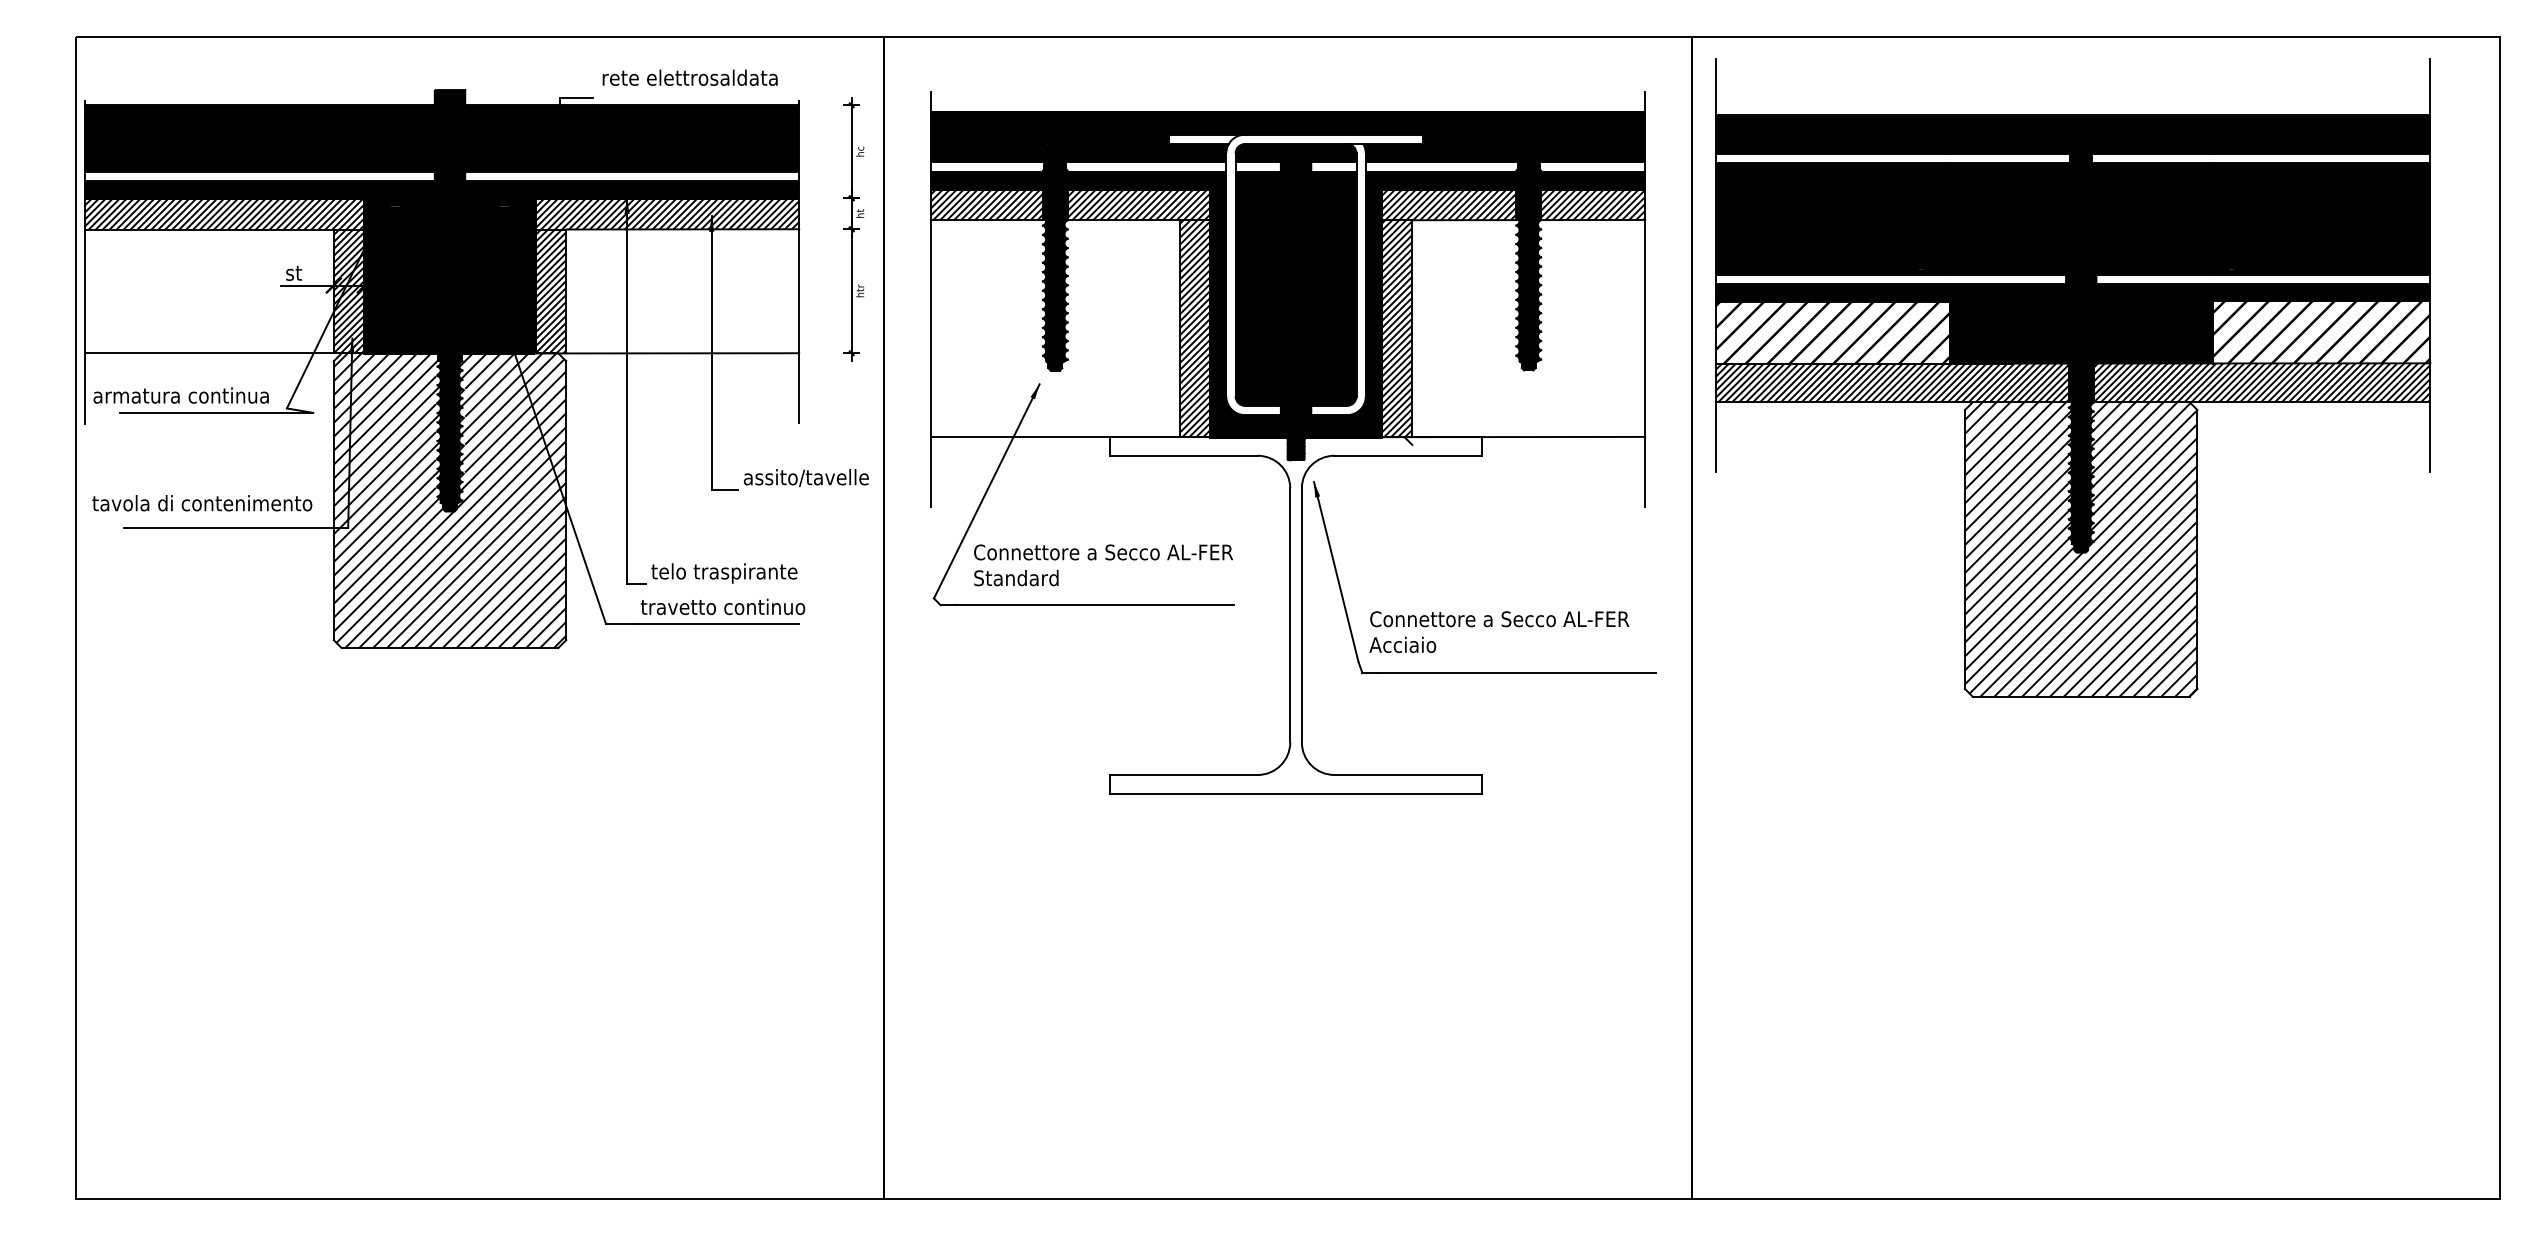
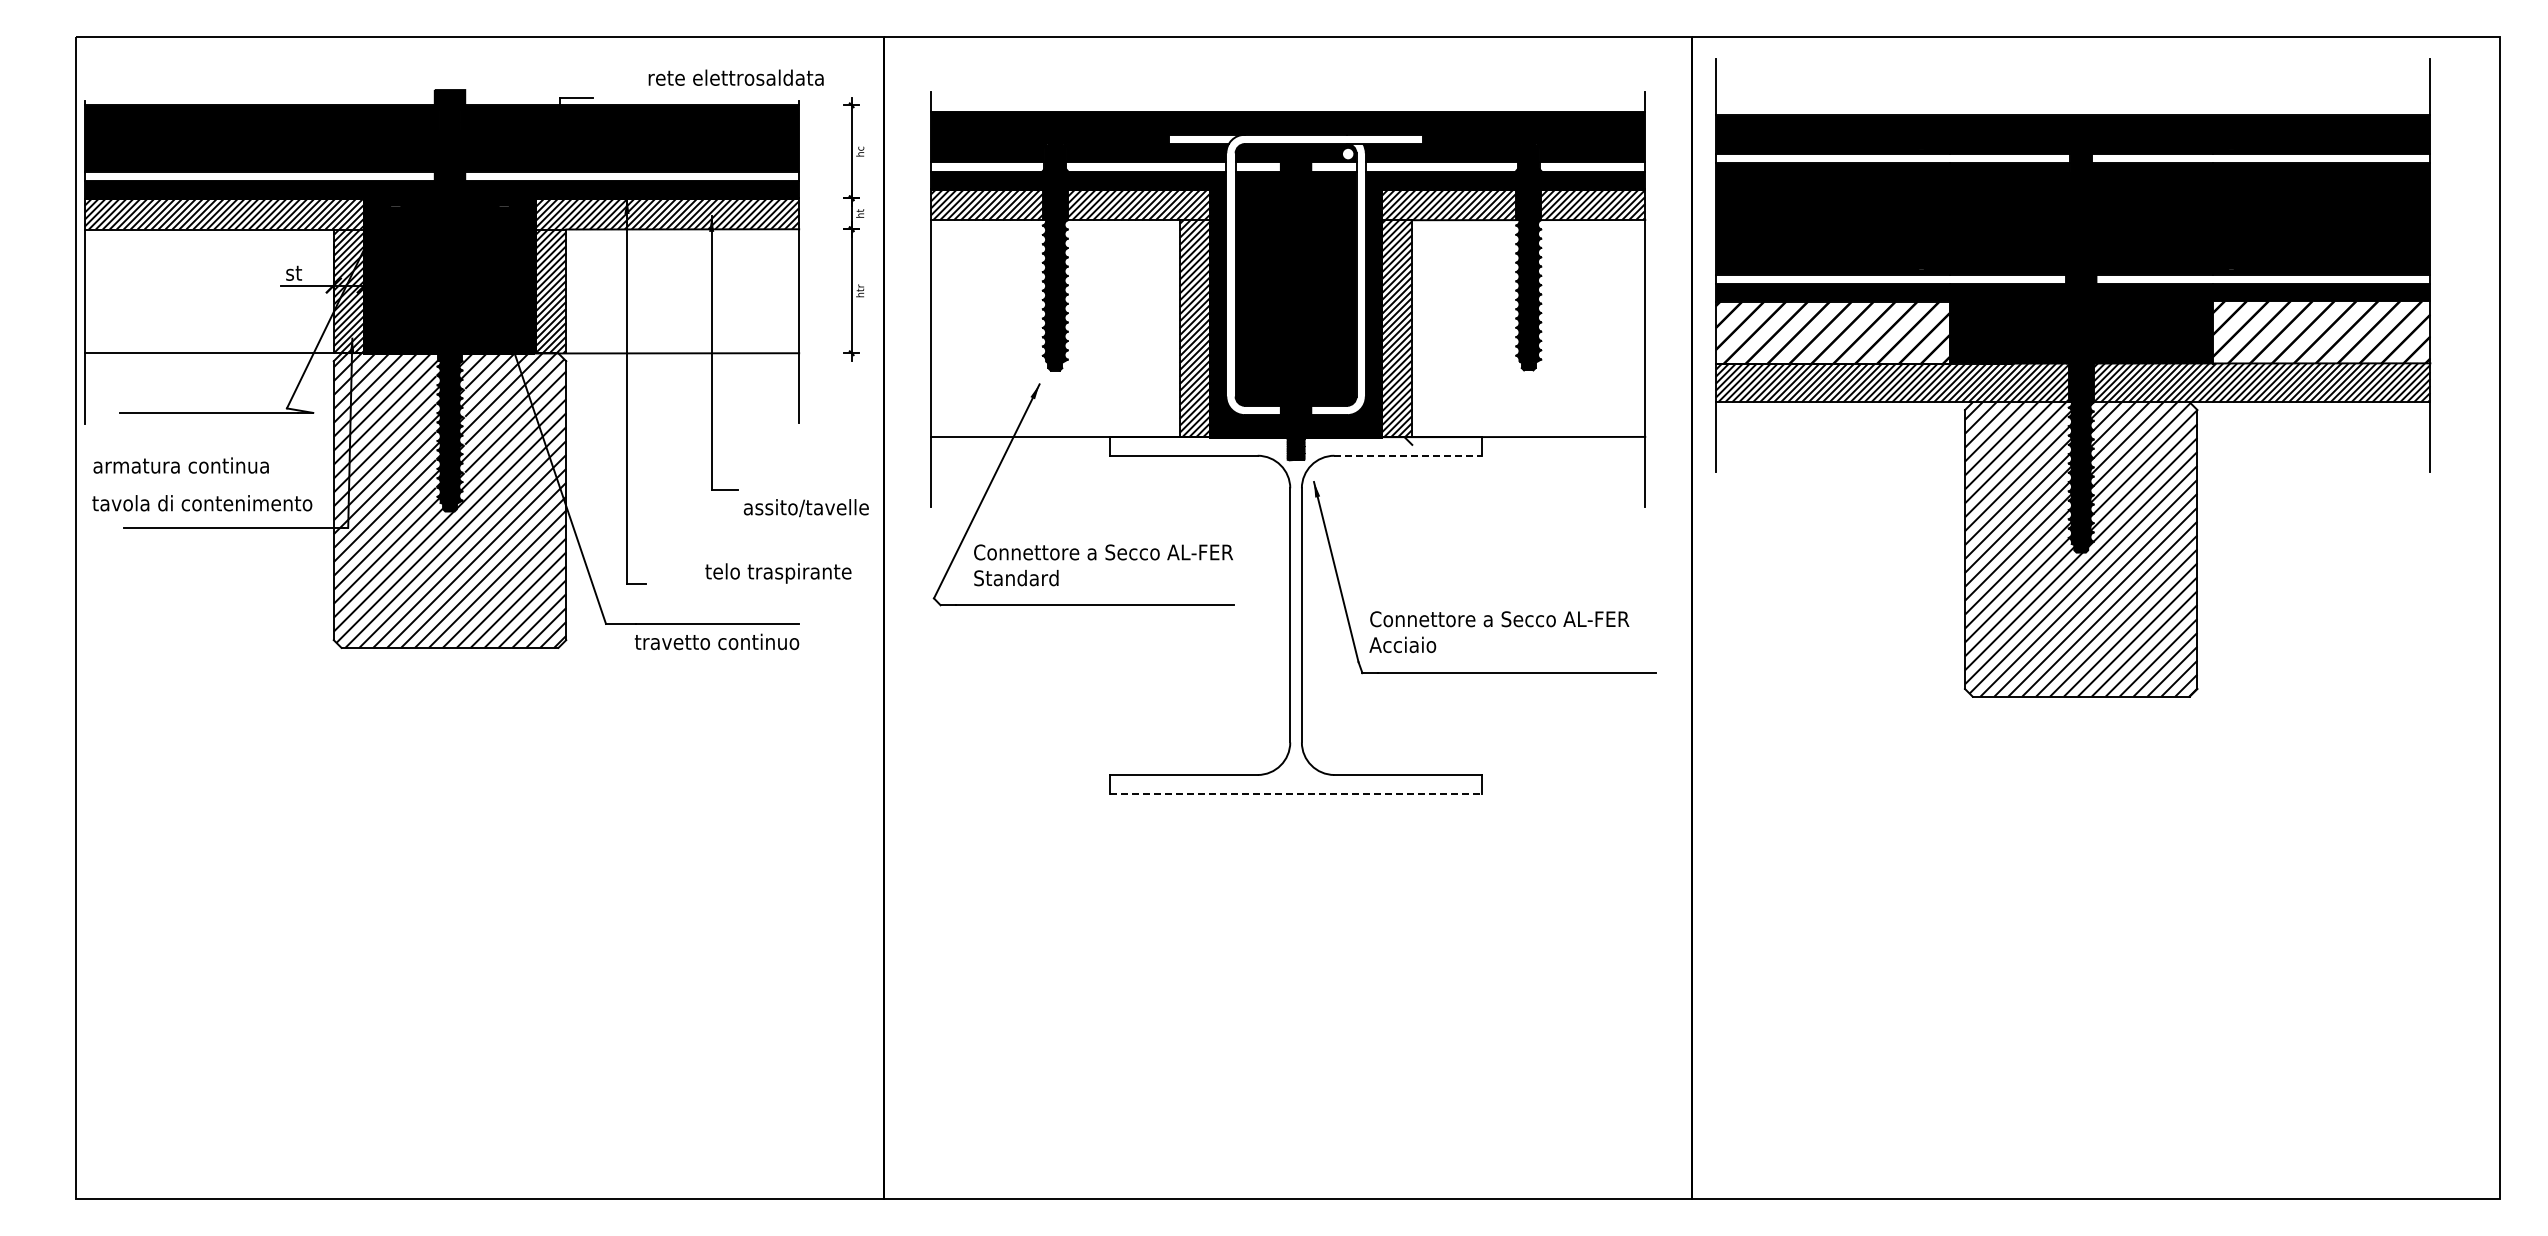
text position: (689, 77) -> (735, 77) (735, 77)
fill: present -> none (1348, 153)
text position: (180, 395) -> (180, 465) (180, 465)
line: solid -> dashed (1408, 455)
text position: (805, 478) -> (805, 508) (805, 508)
text position: (724, 573) -> (778, 573) (778, 573)
text position: (722, 606) -> (716, 641) (716, 641)
line: solid -> dashed (1296, 793)
